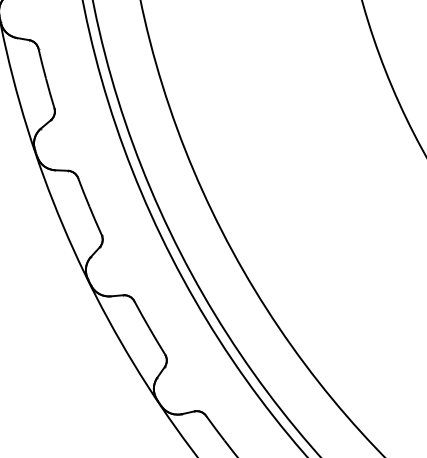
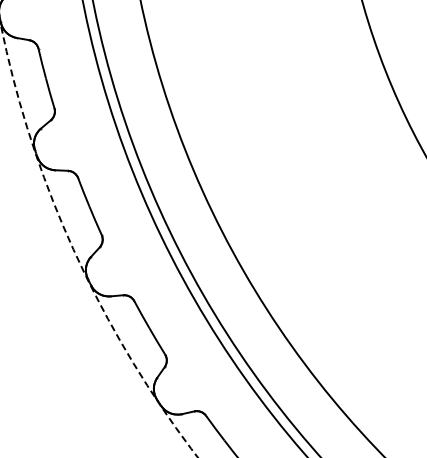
circle: solid -> dashed (99, 238)
